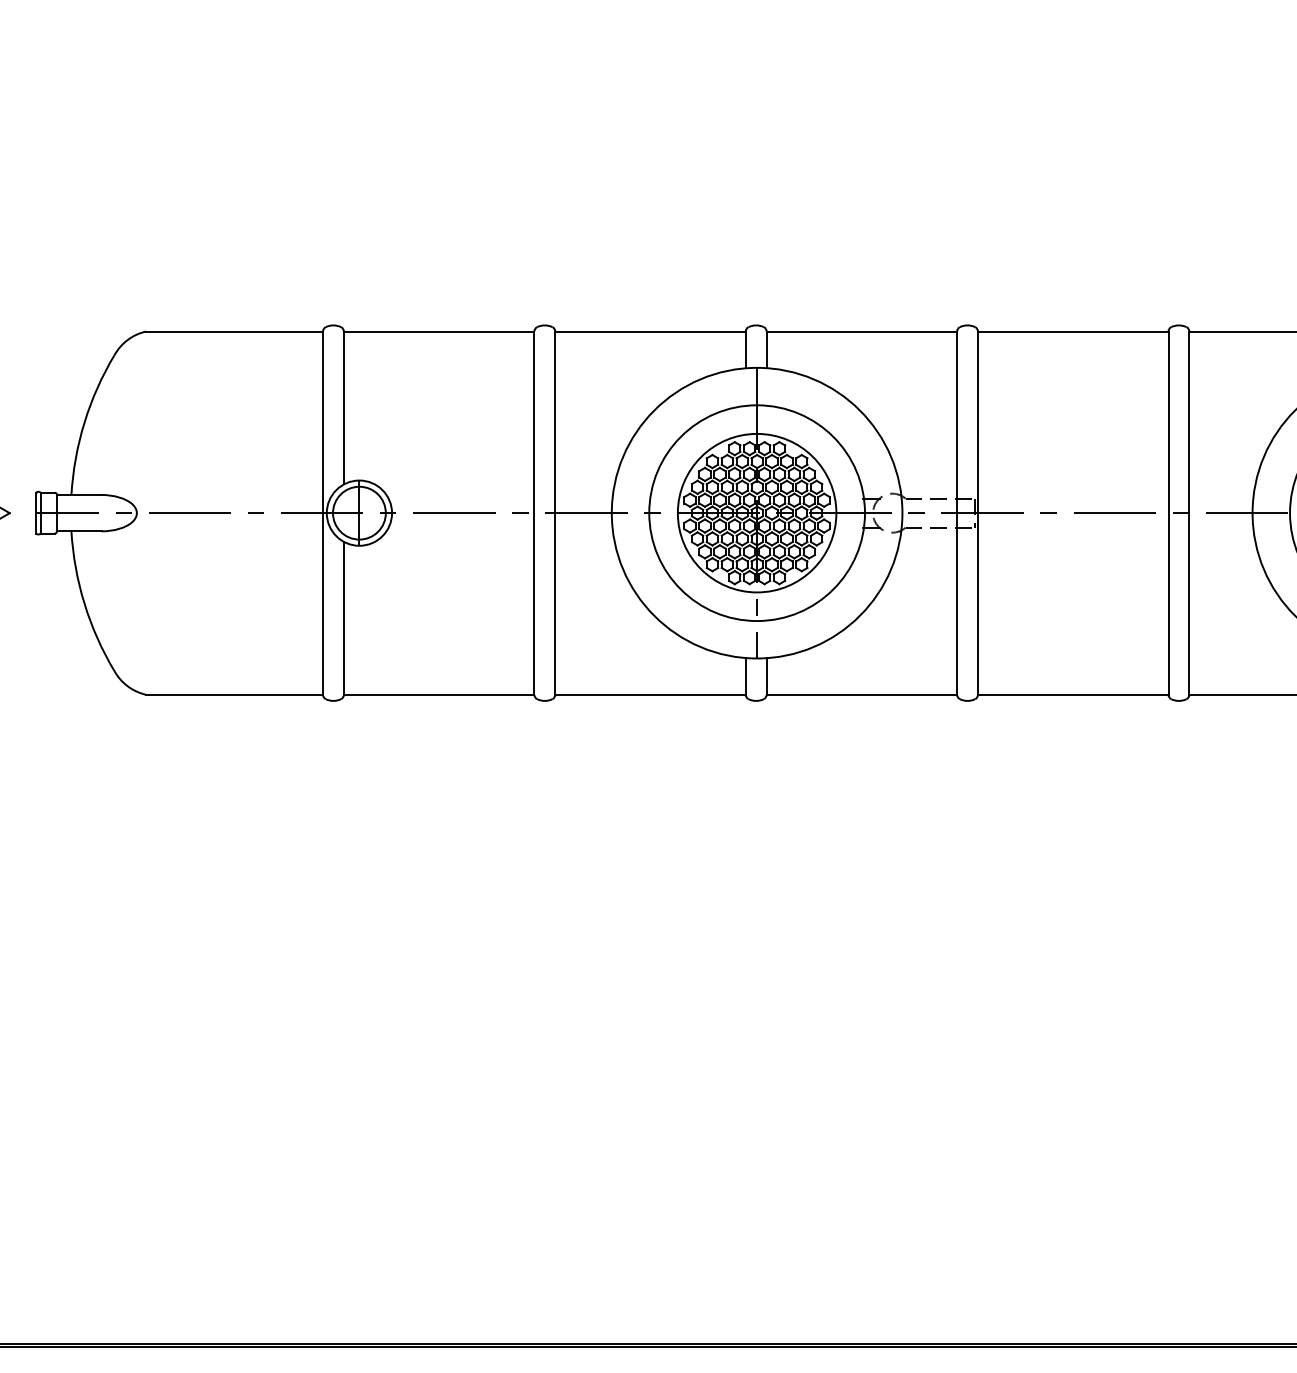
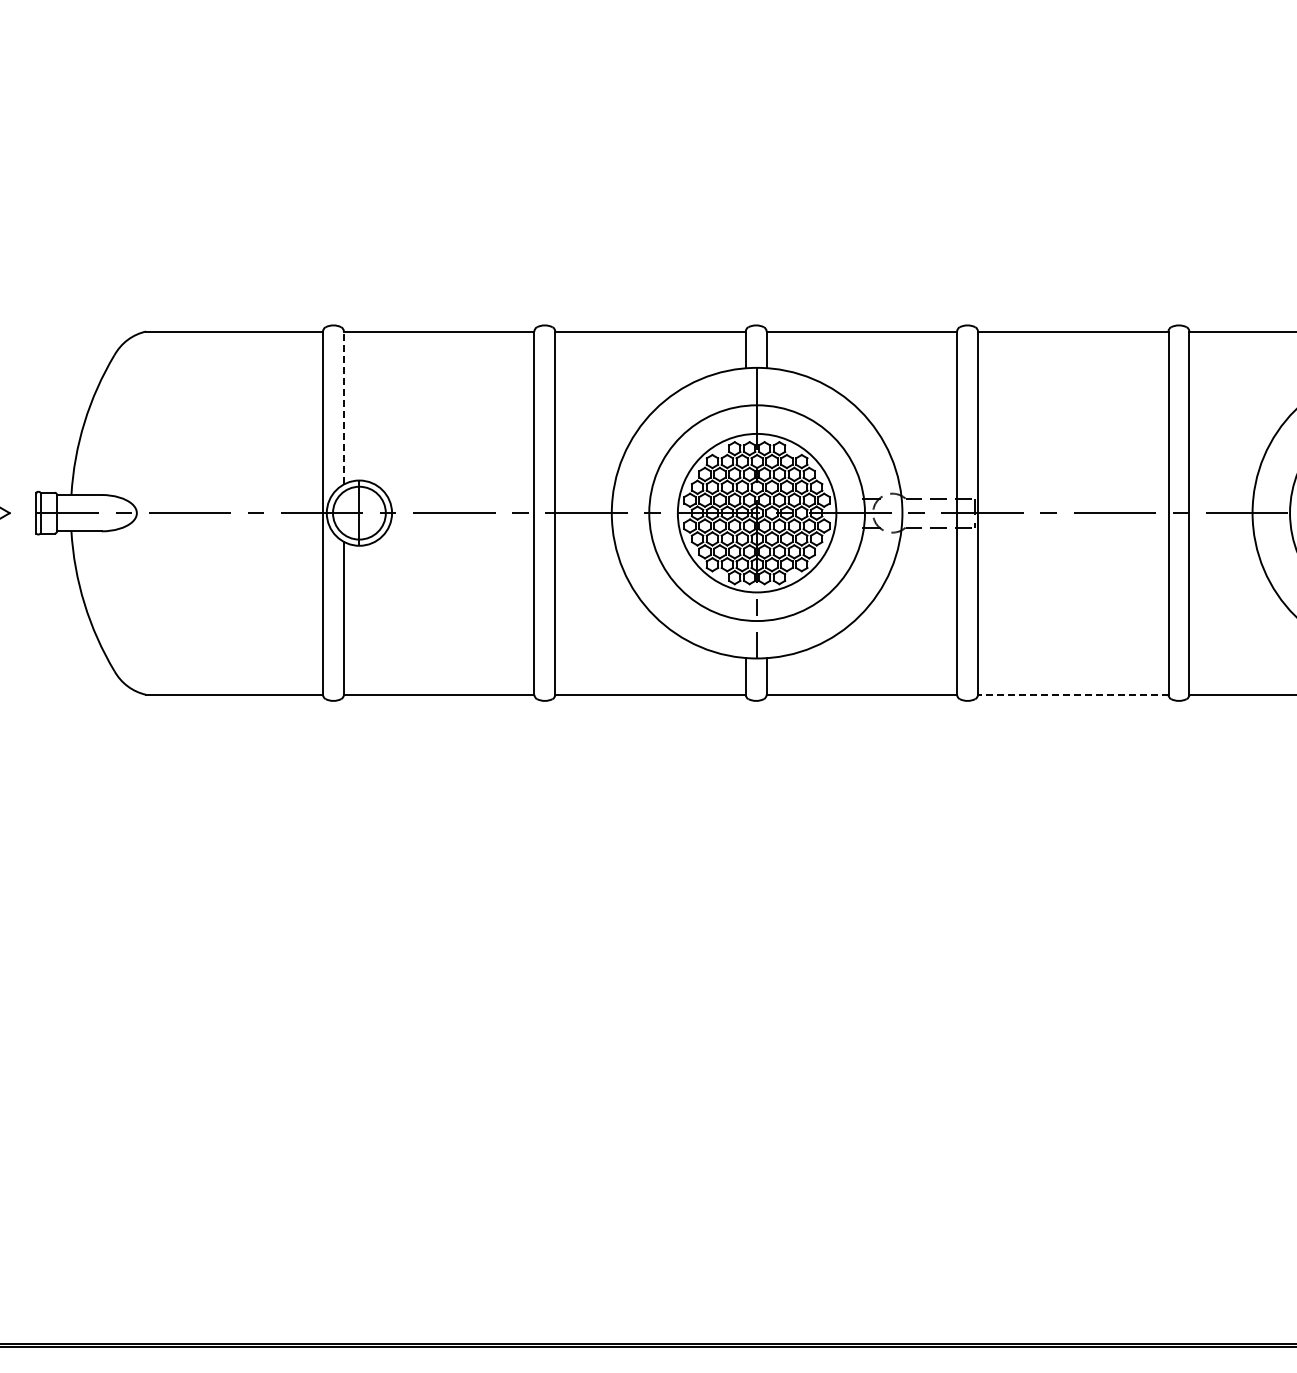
line: solid -> dashed (343, 407)
line: solid -> dashed (1072, 694)
